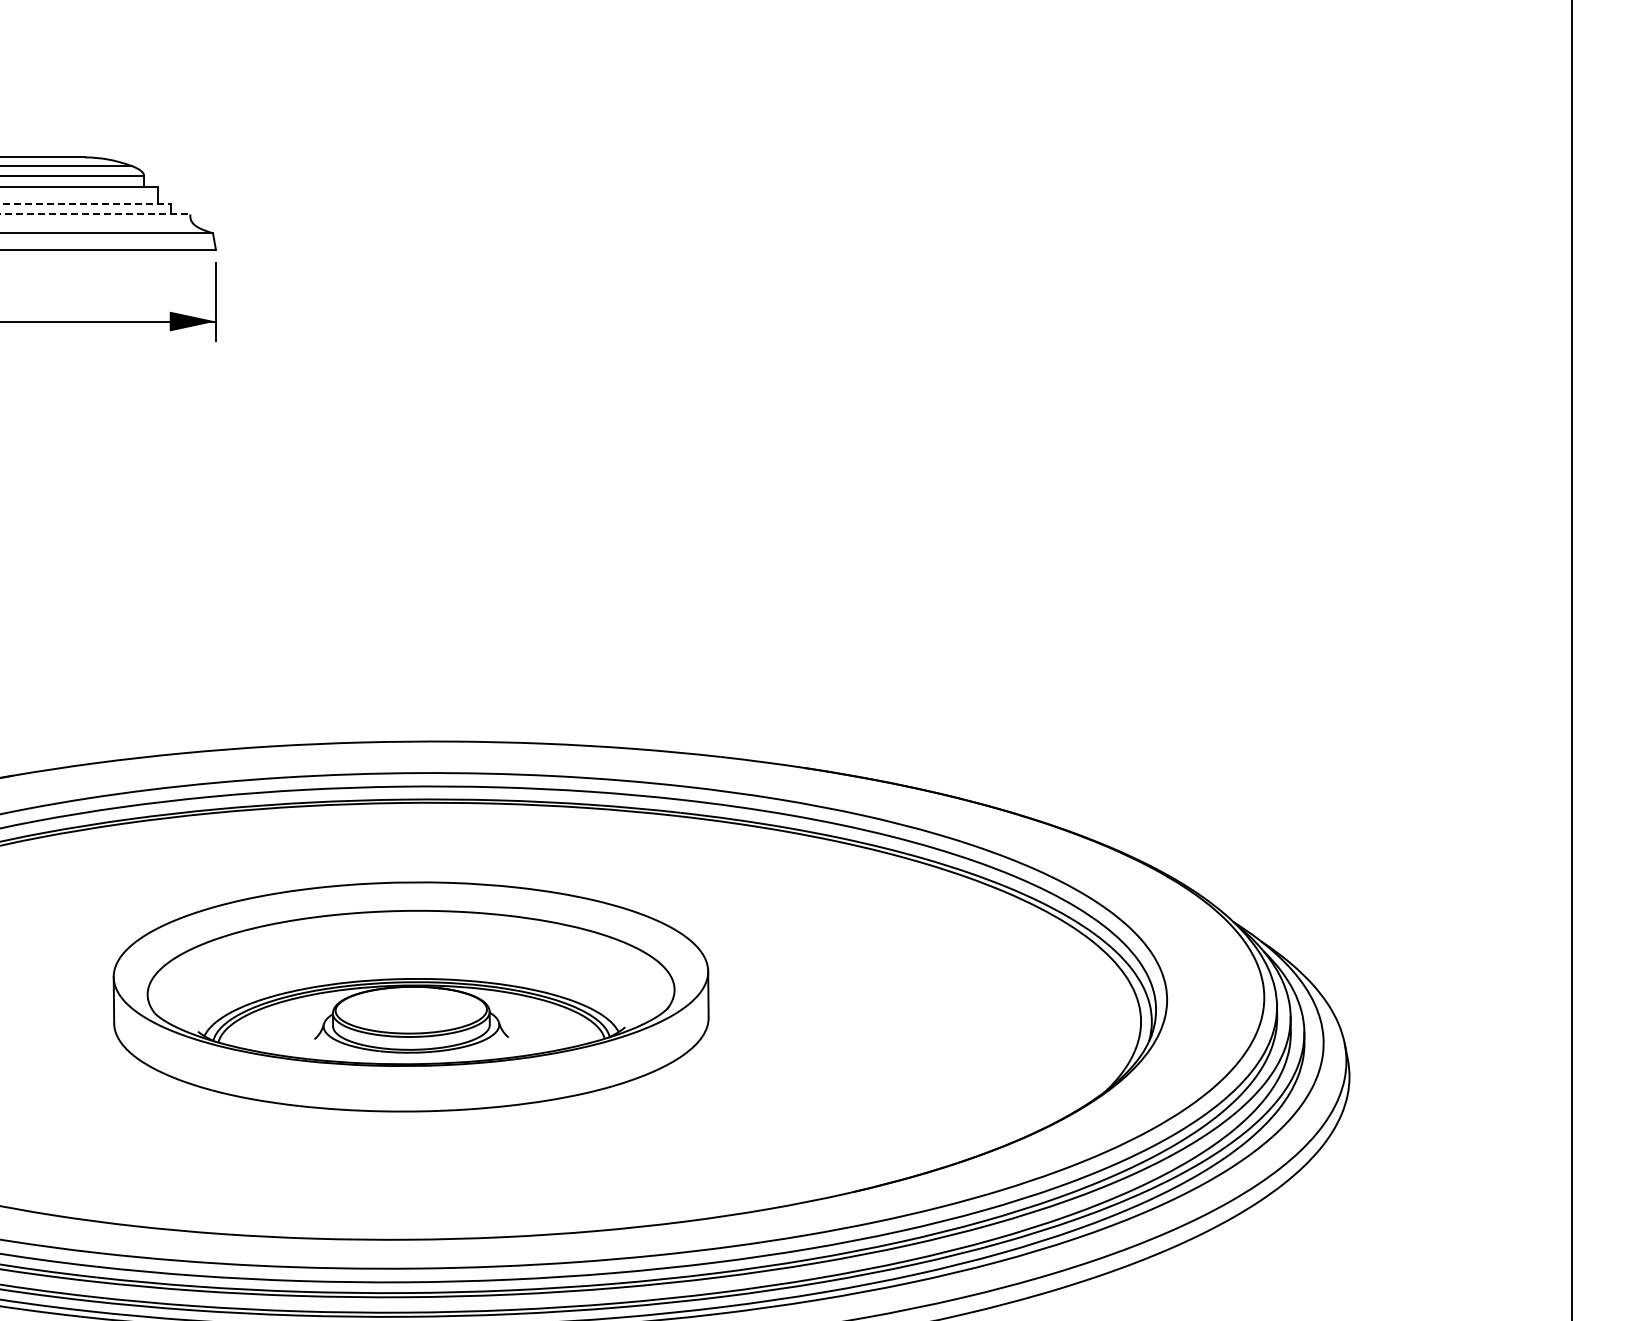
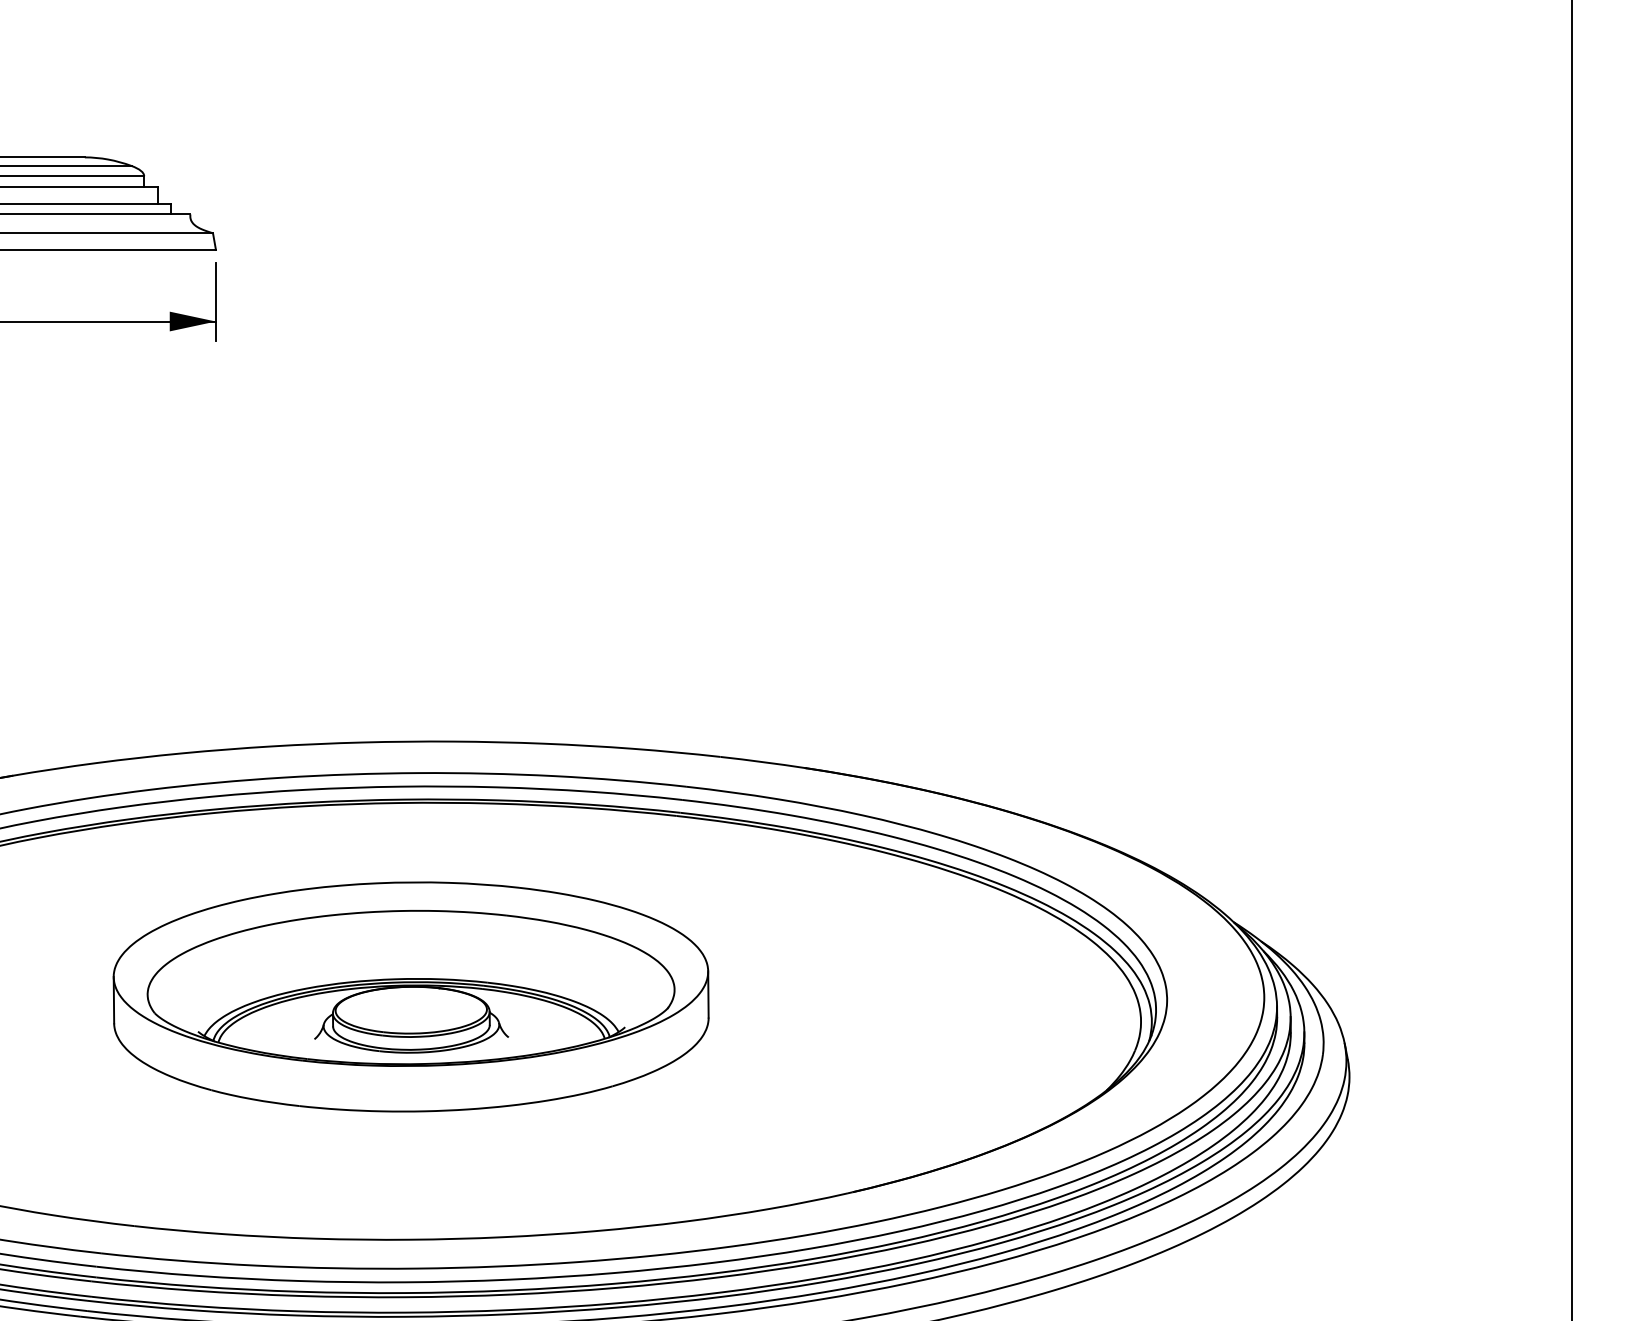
line: dashed -> solid (86, 203)
line: dashed -> solid (95, 214)
